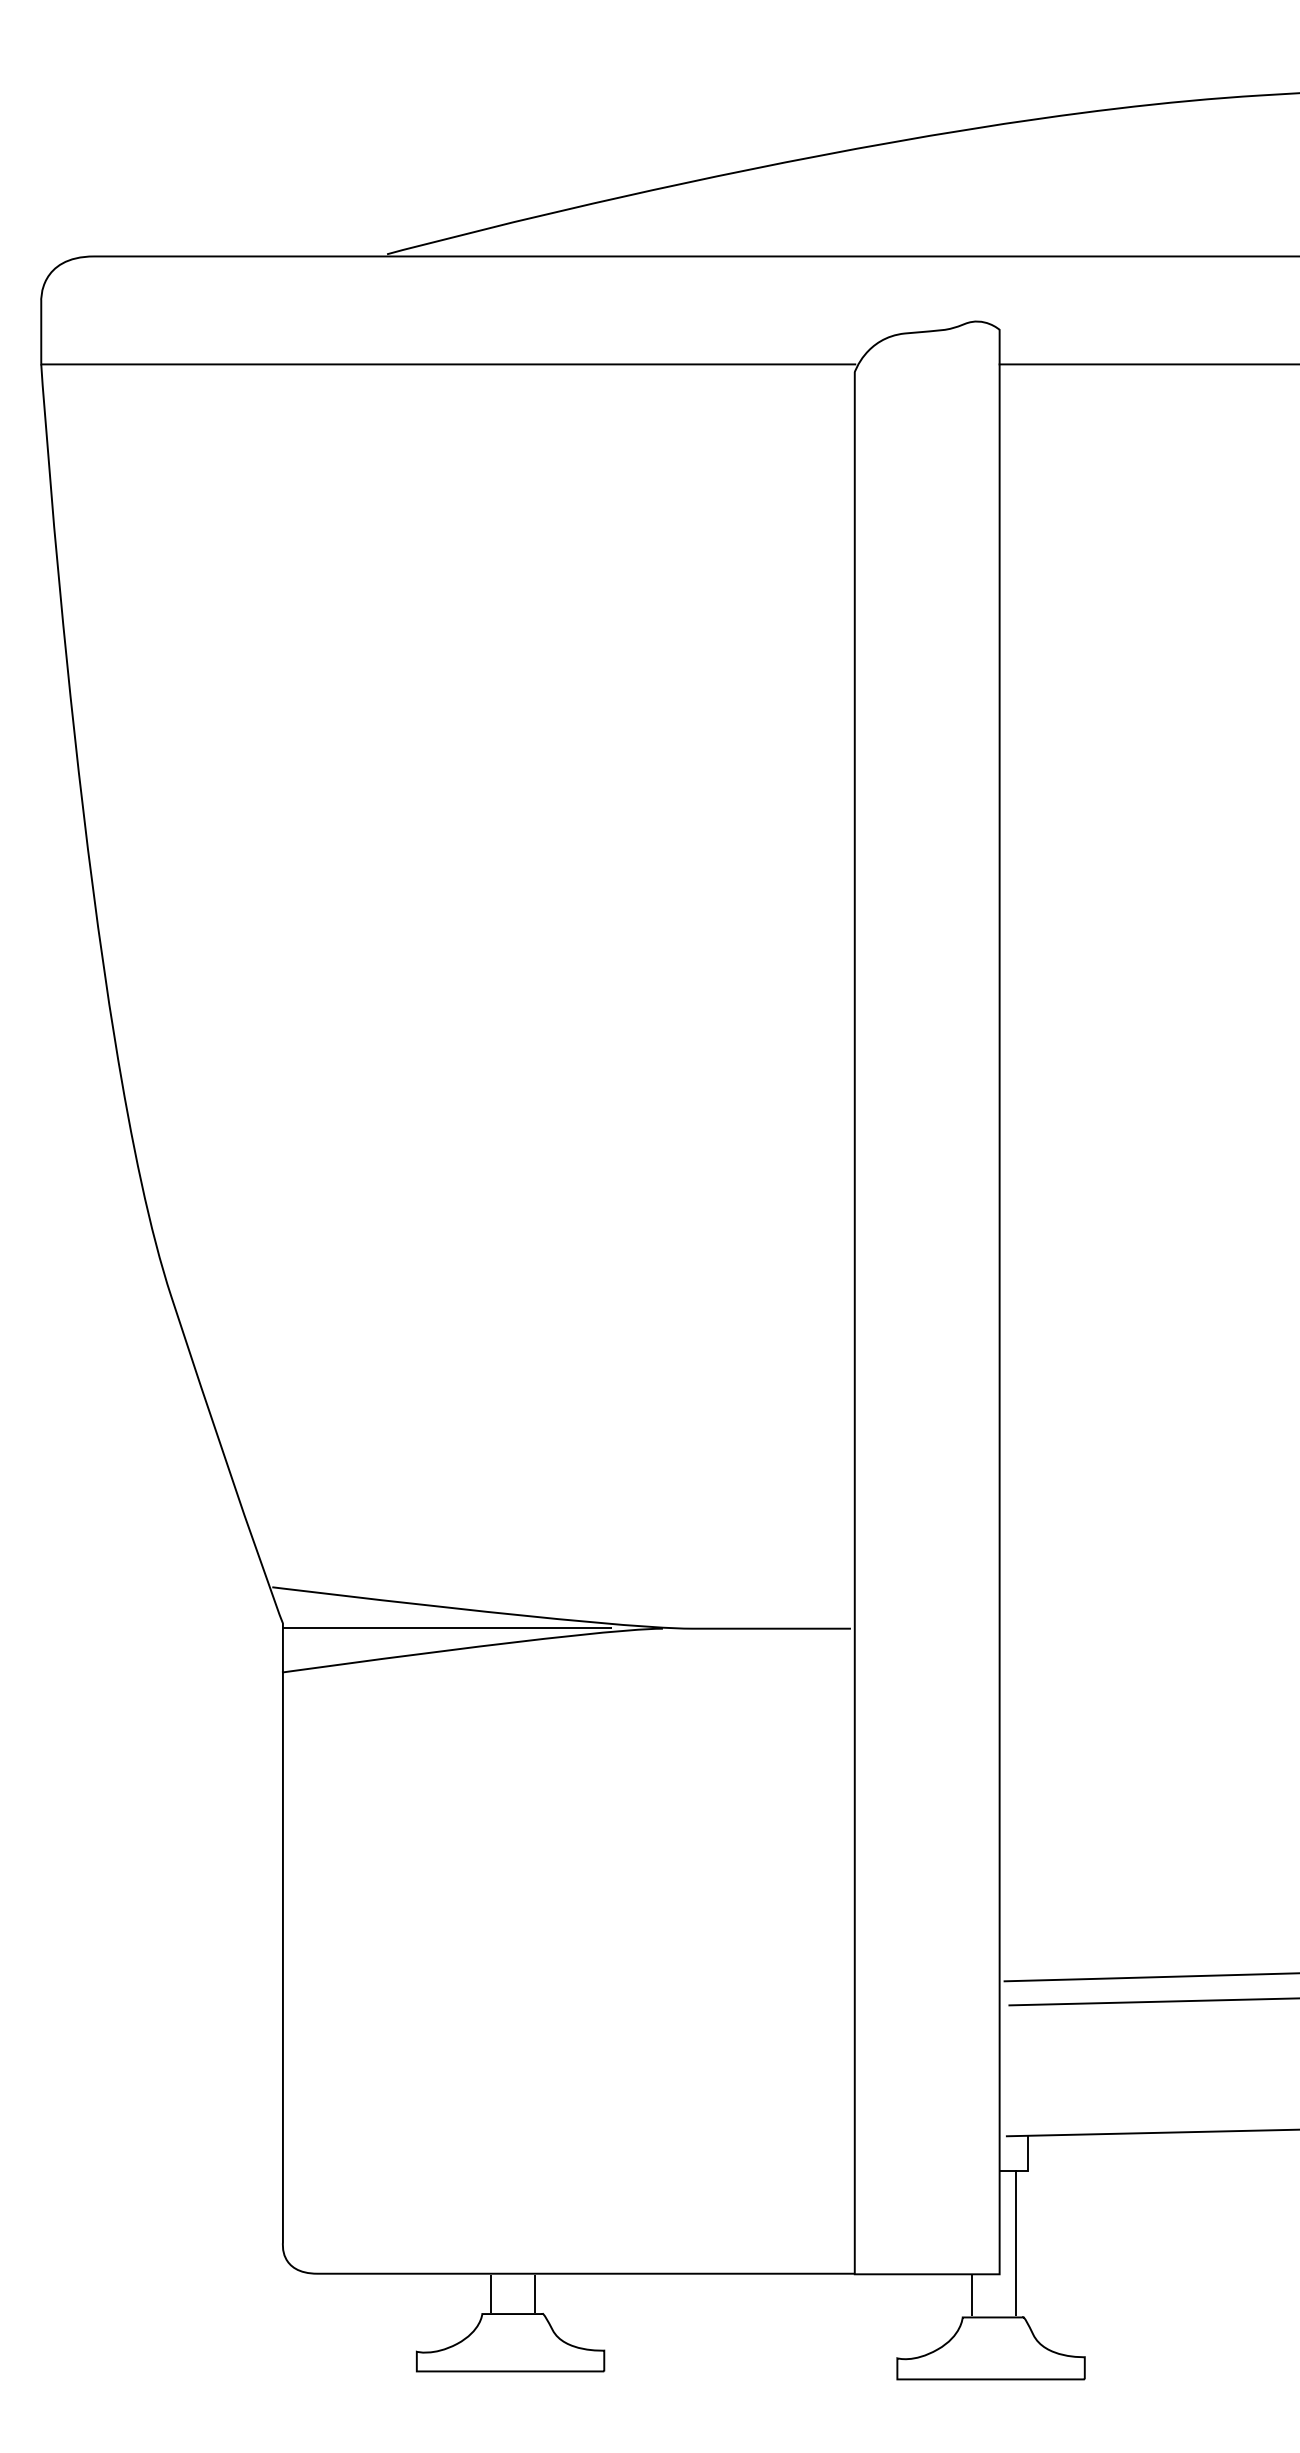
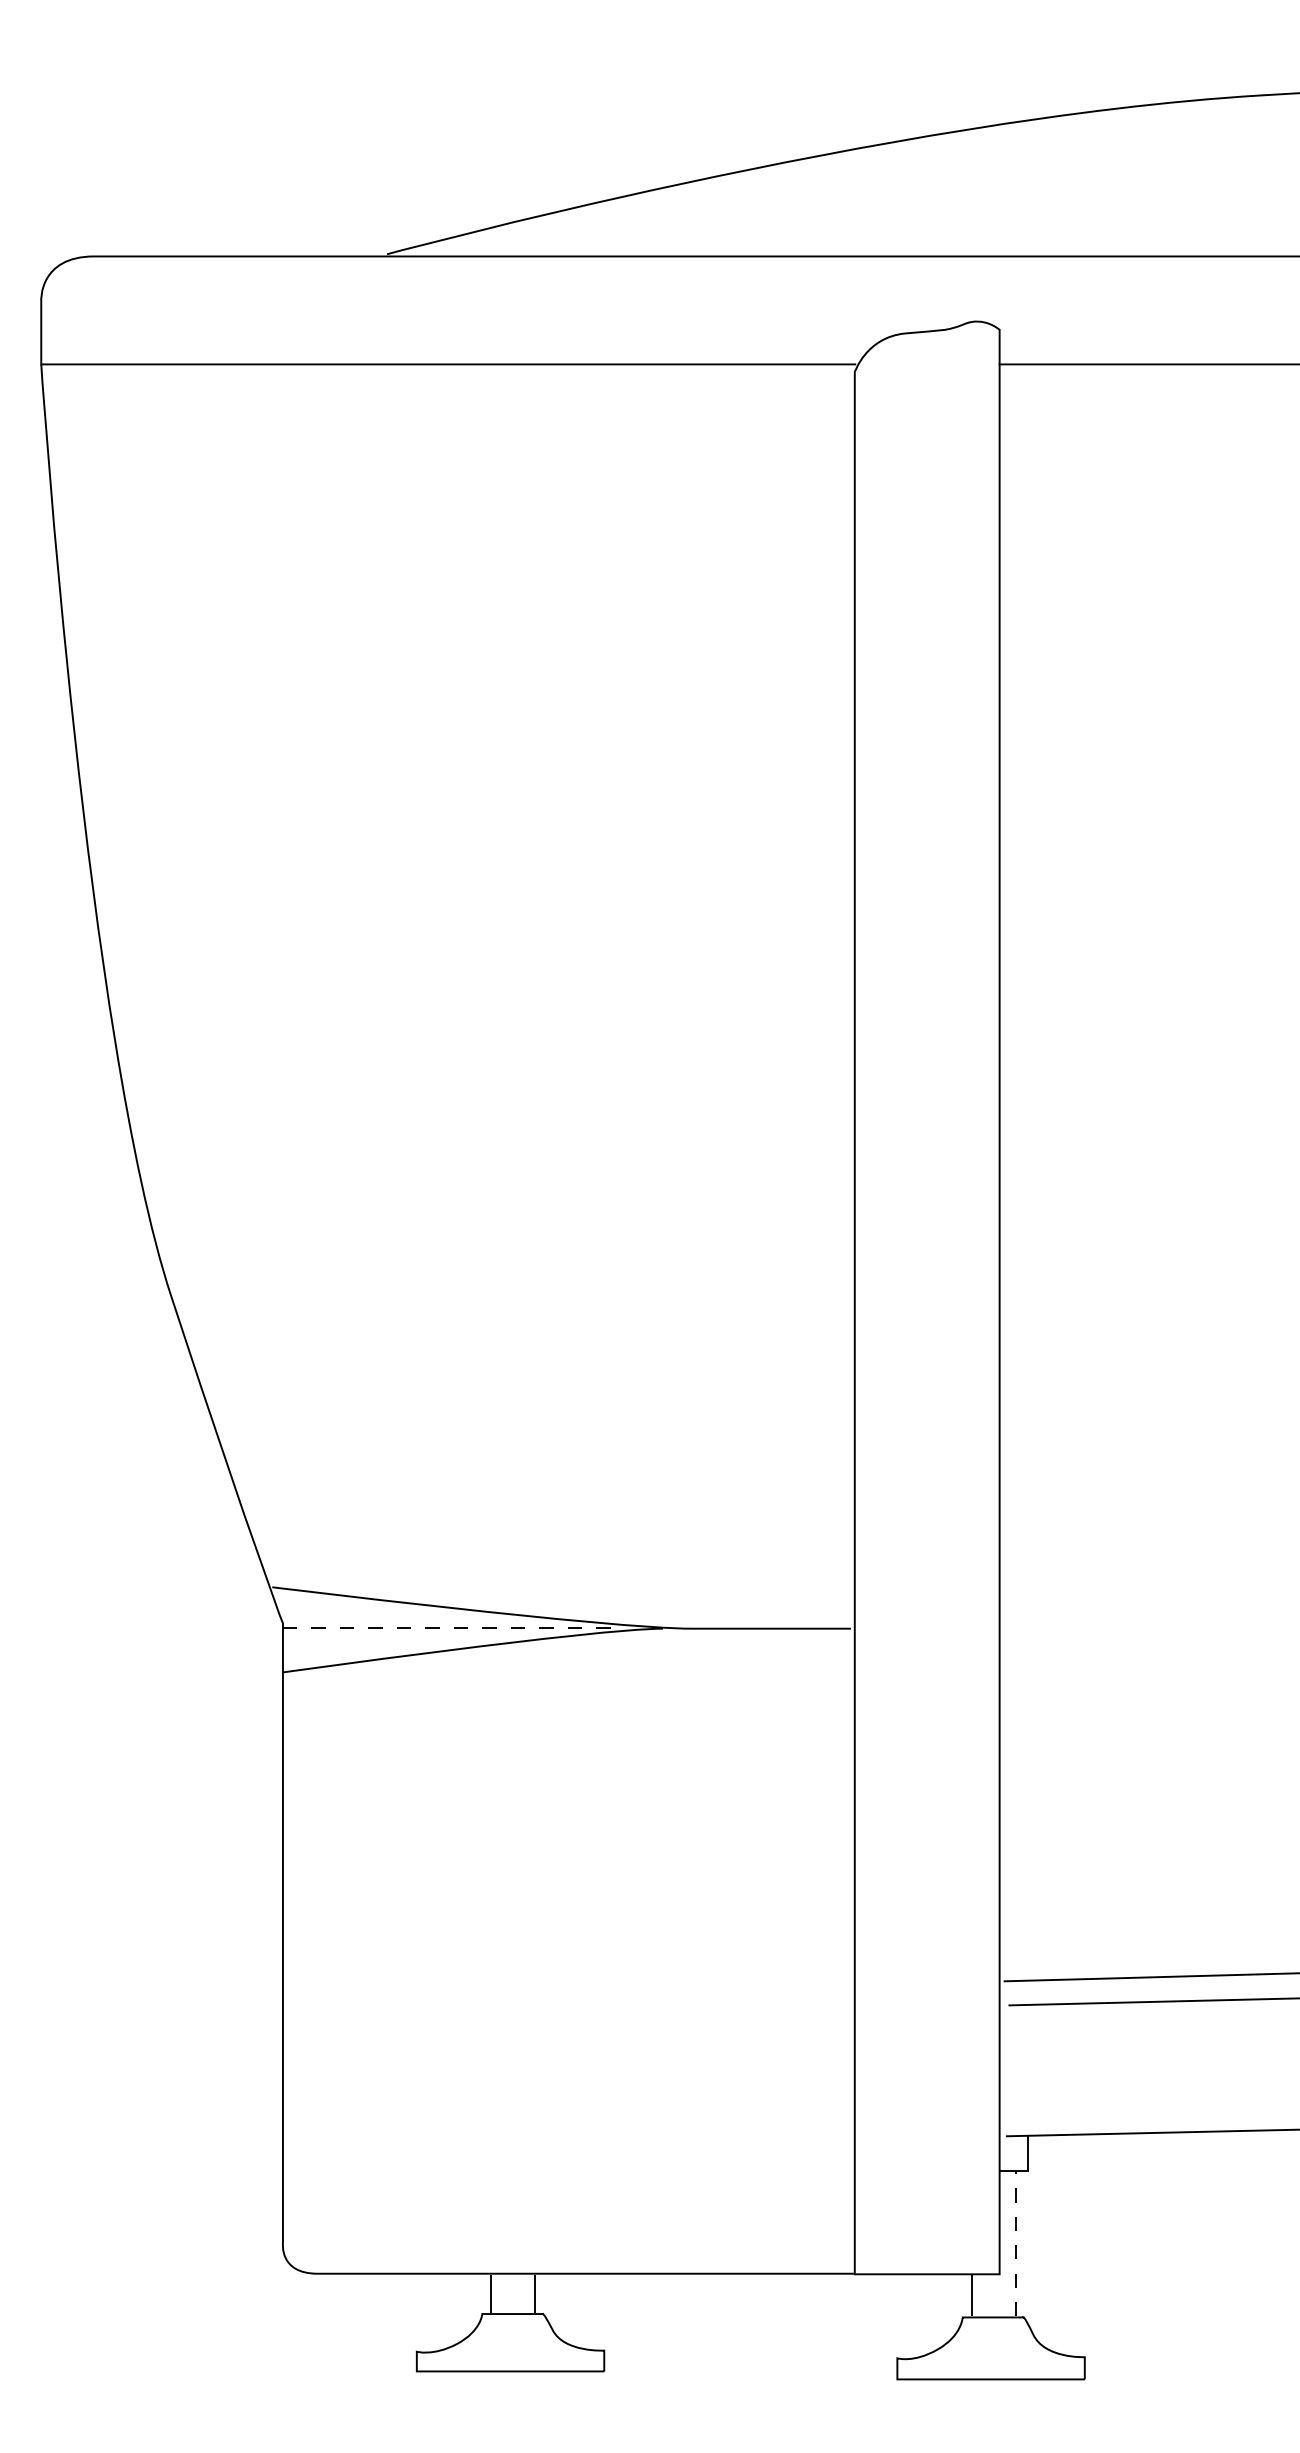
line: solid -> dashed (447, 1628)
line: solid -> dashed (1015, 2242)
